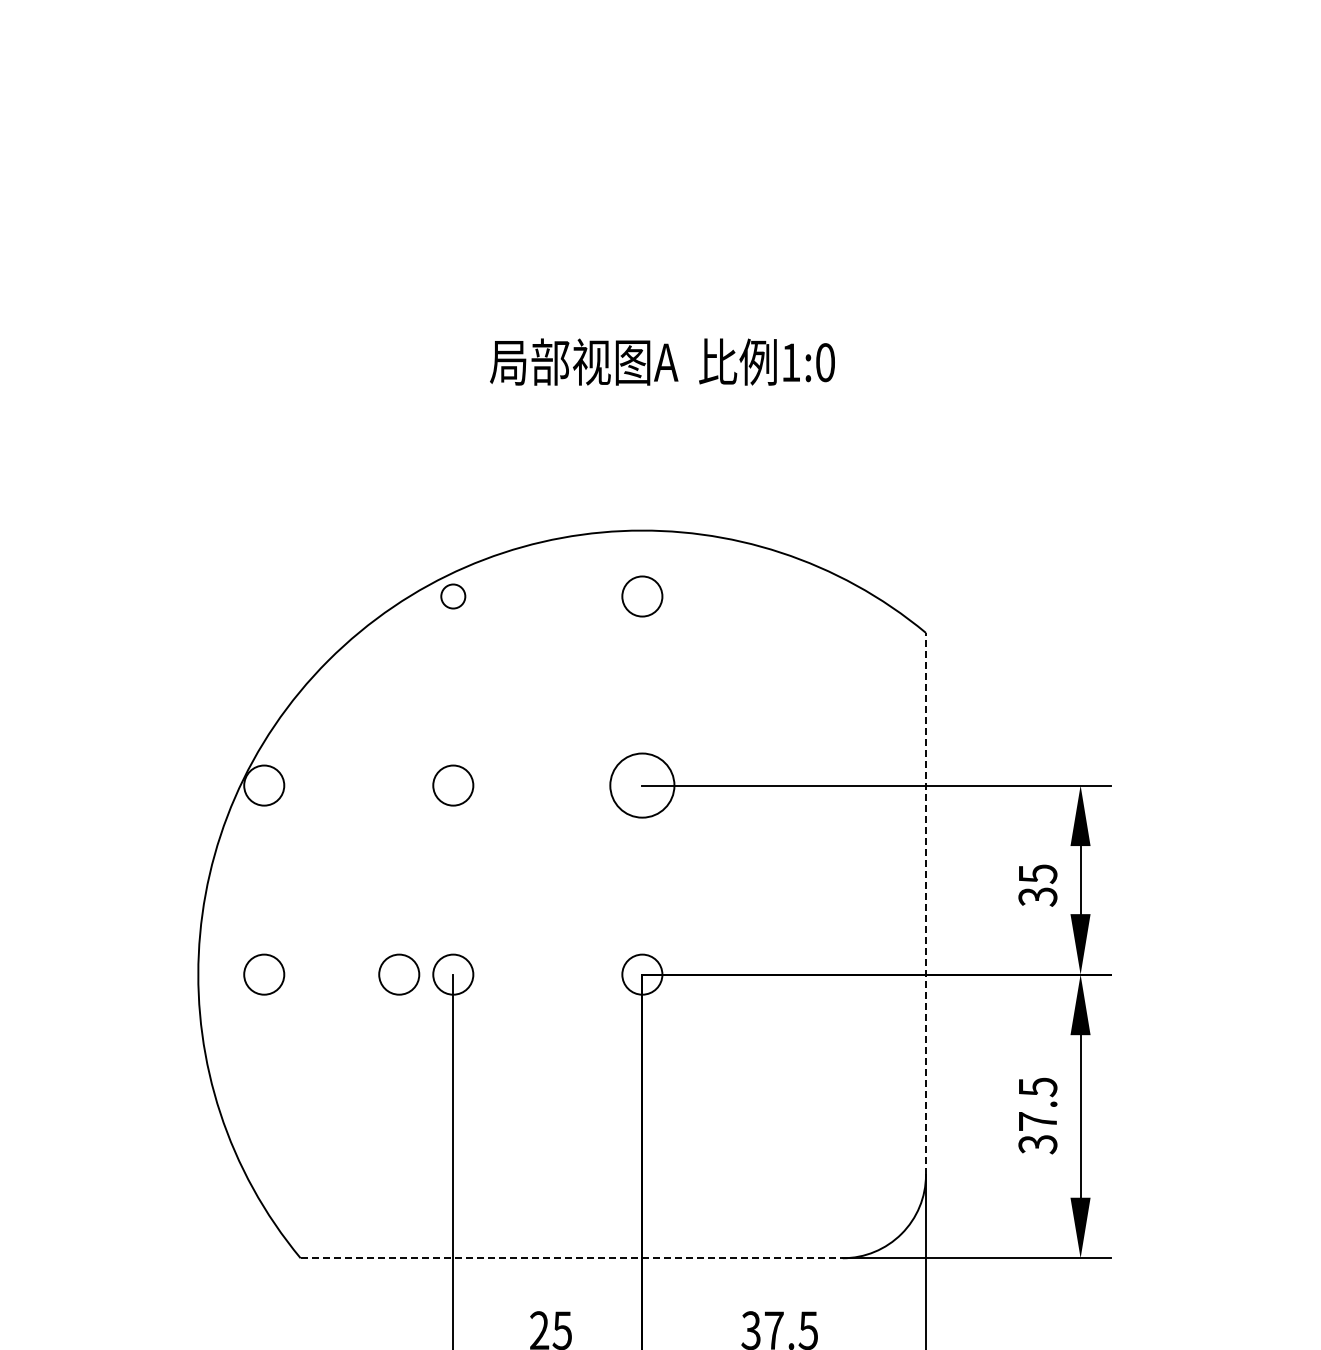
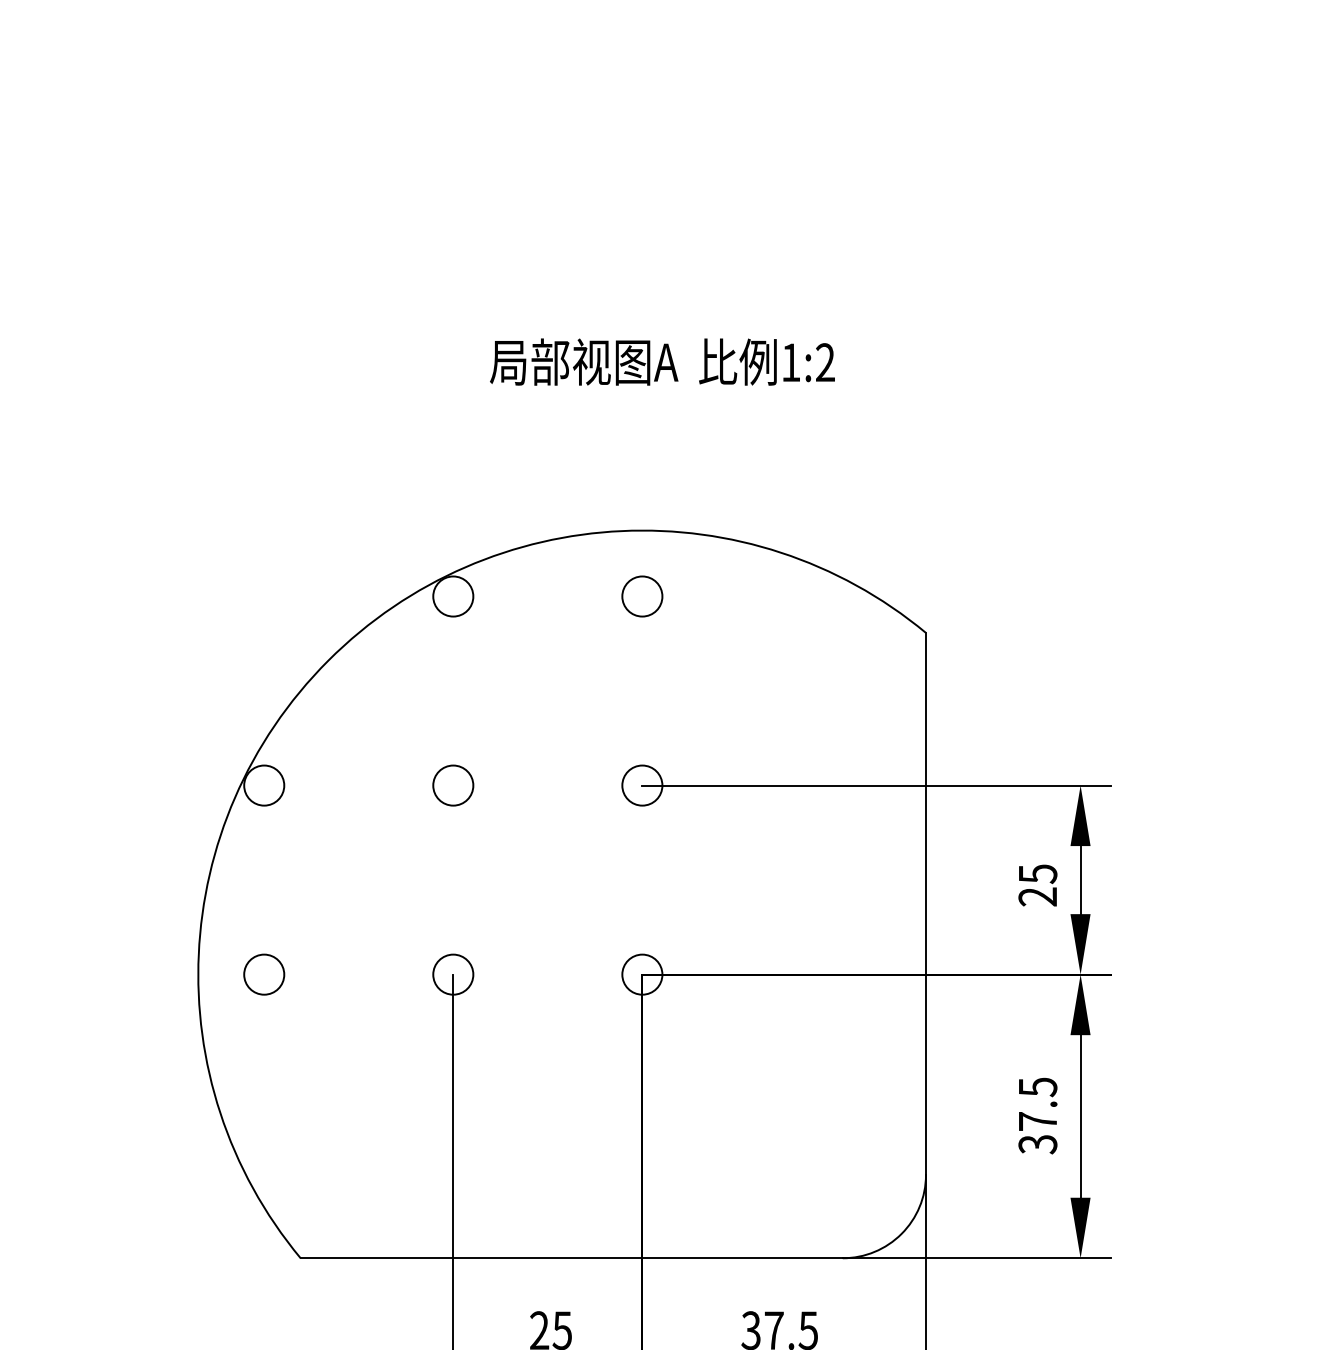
text: :0 -> :2 (825, 362)
circle diameter: 24 px -> 40 px (453, 596)
circle diameter: 64 px -> 40 px (642, 785)
text: 35 -> 25 (1037, 896)
line: dashed -> solid (925, 903)
circle: present -> none (399, 974)
line: dashed -> solid (572, 1258)
